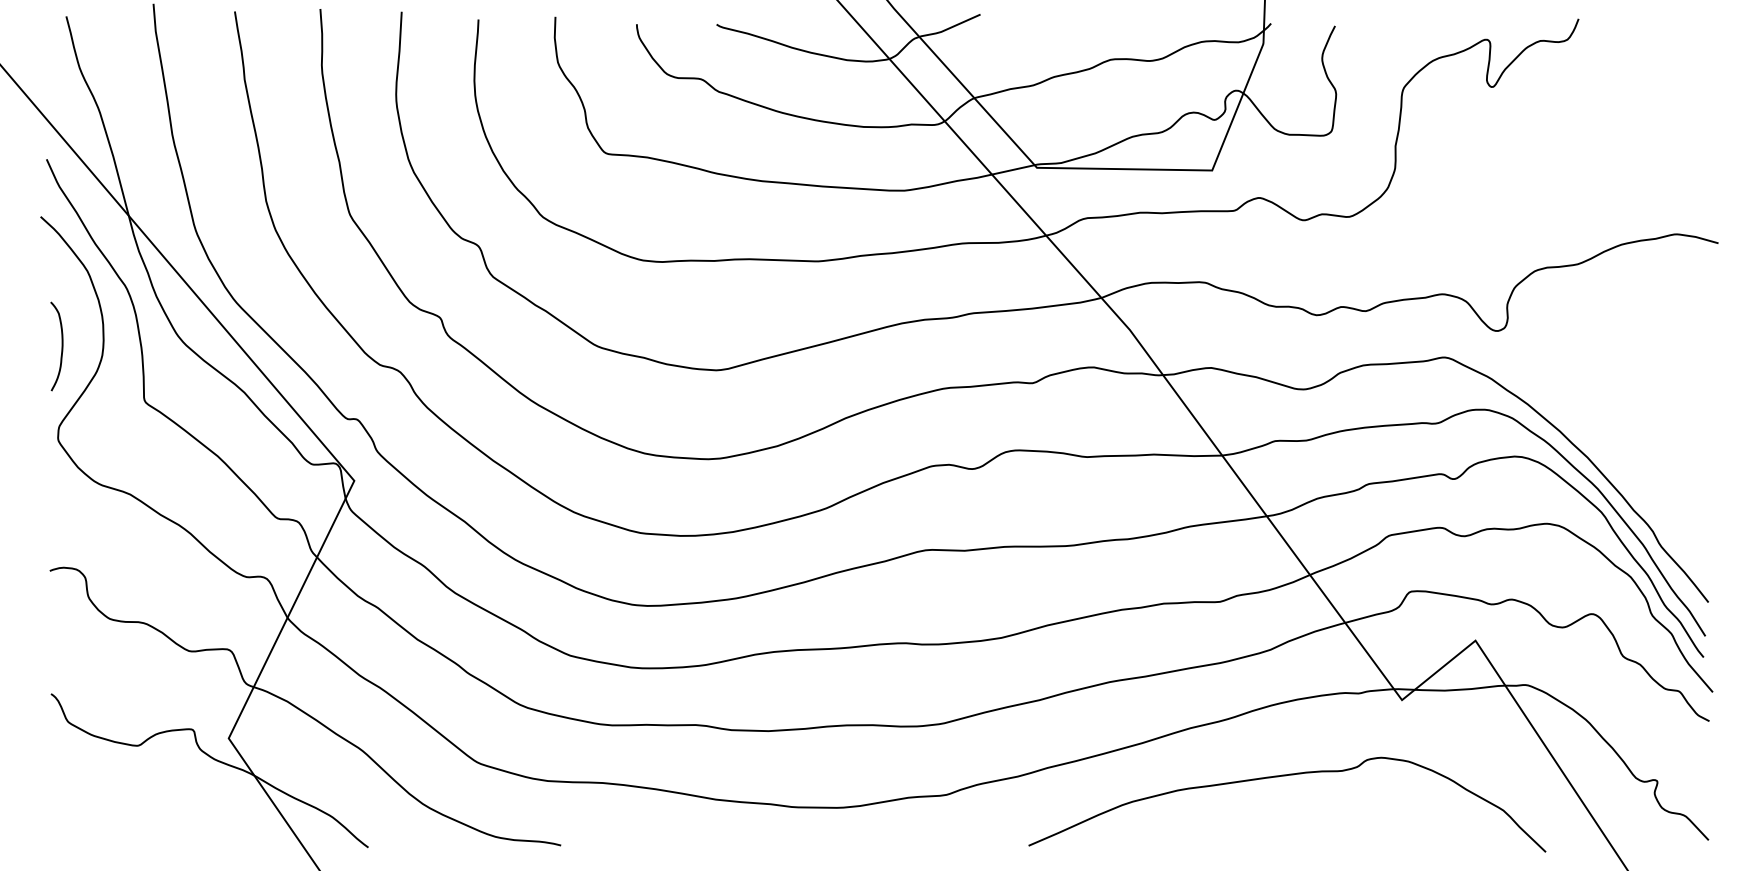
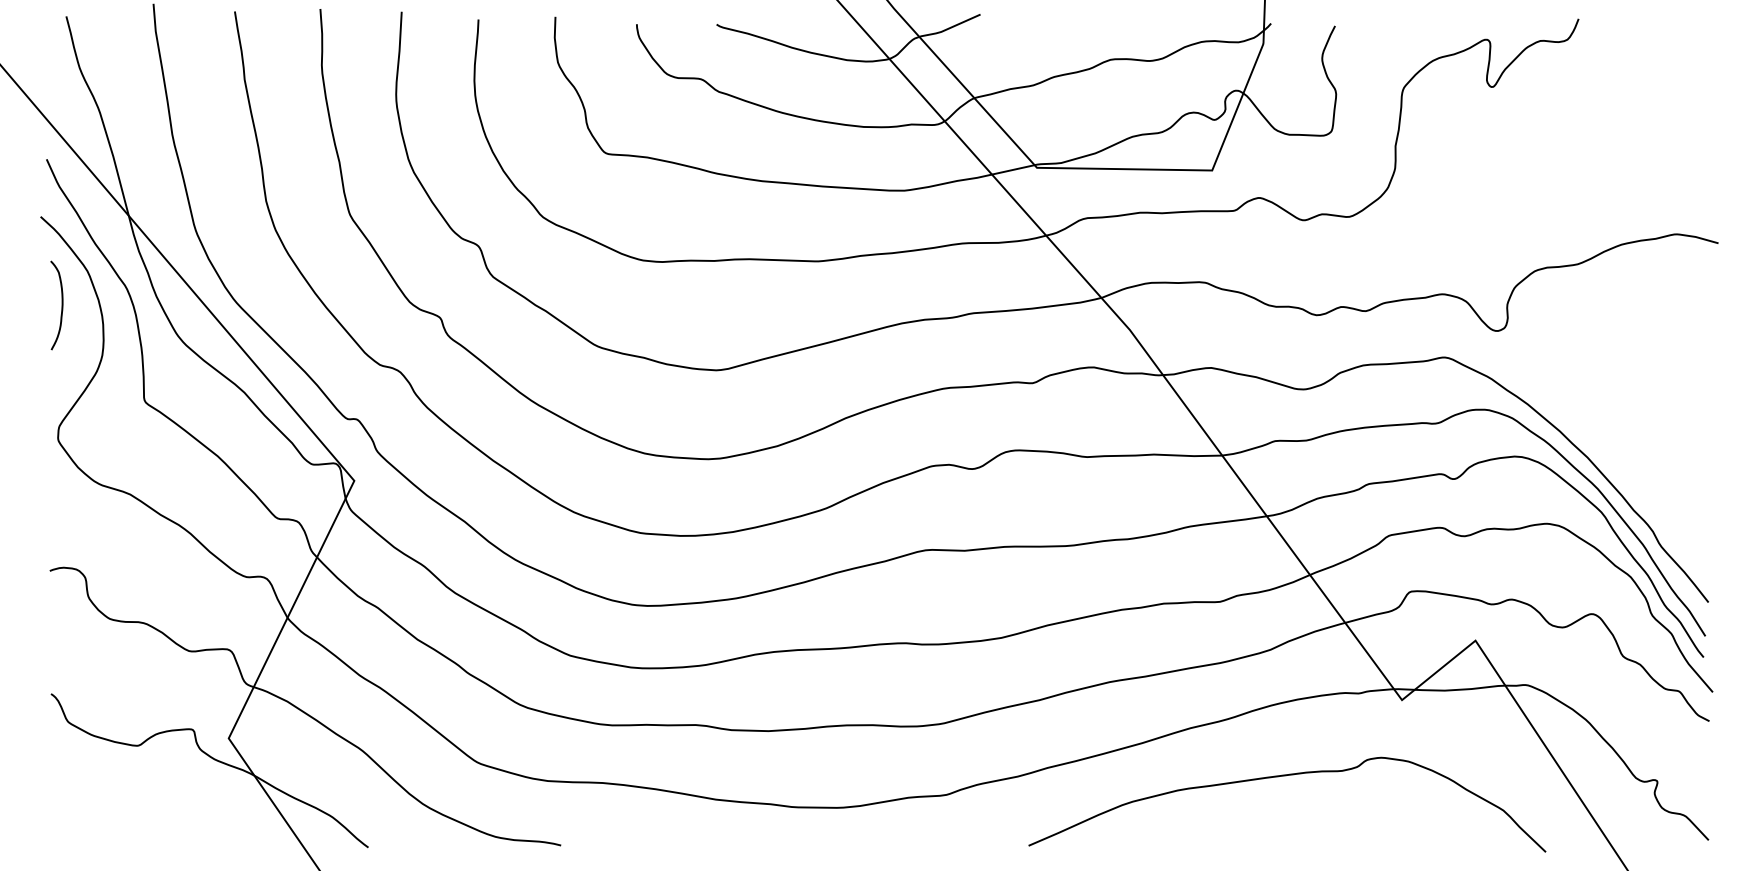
curve position: (61, 346) -> (61, 305) (61, 305)
